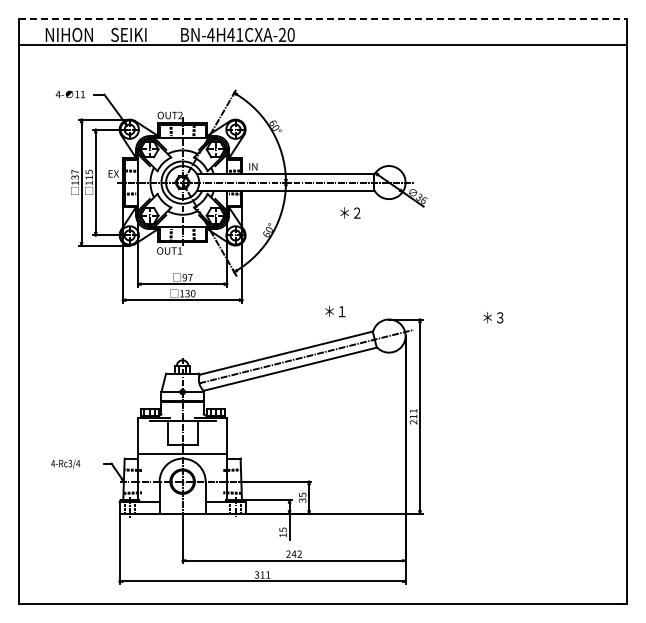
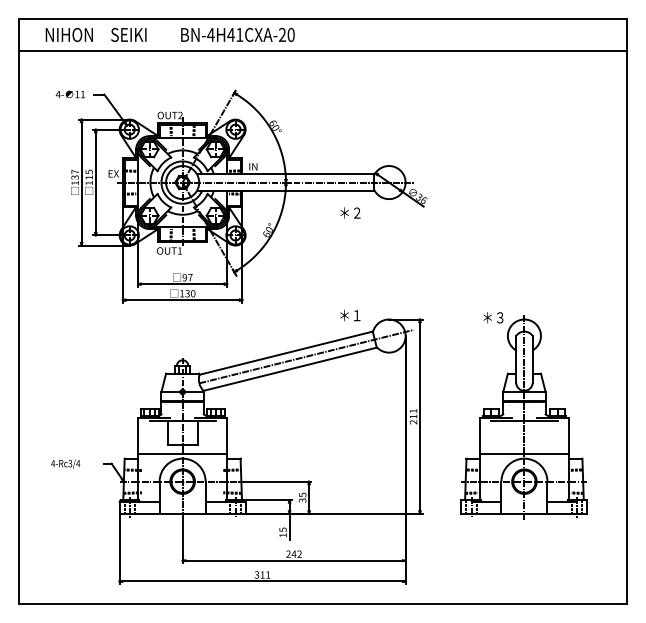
line: dashed -> solid (322, 18)
line position: (322, 45) -> (322, 51) (322, 51)
text position: (335, 311) -> (350, 315) (350, 315)
part: none -> present (523, 417)
